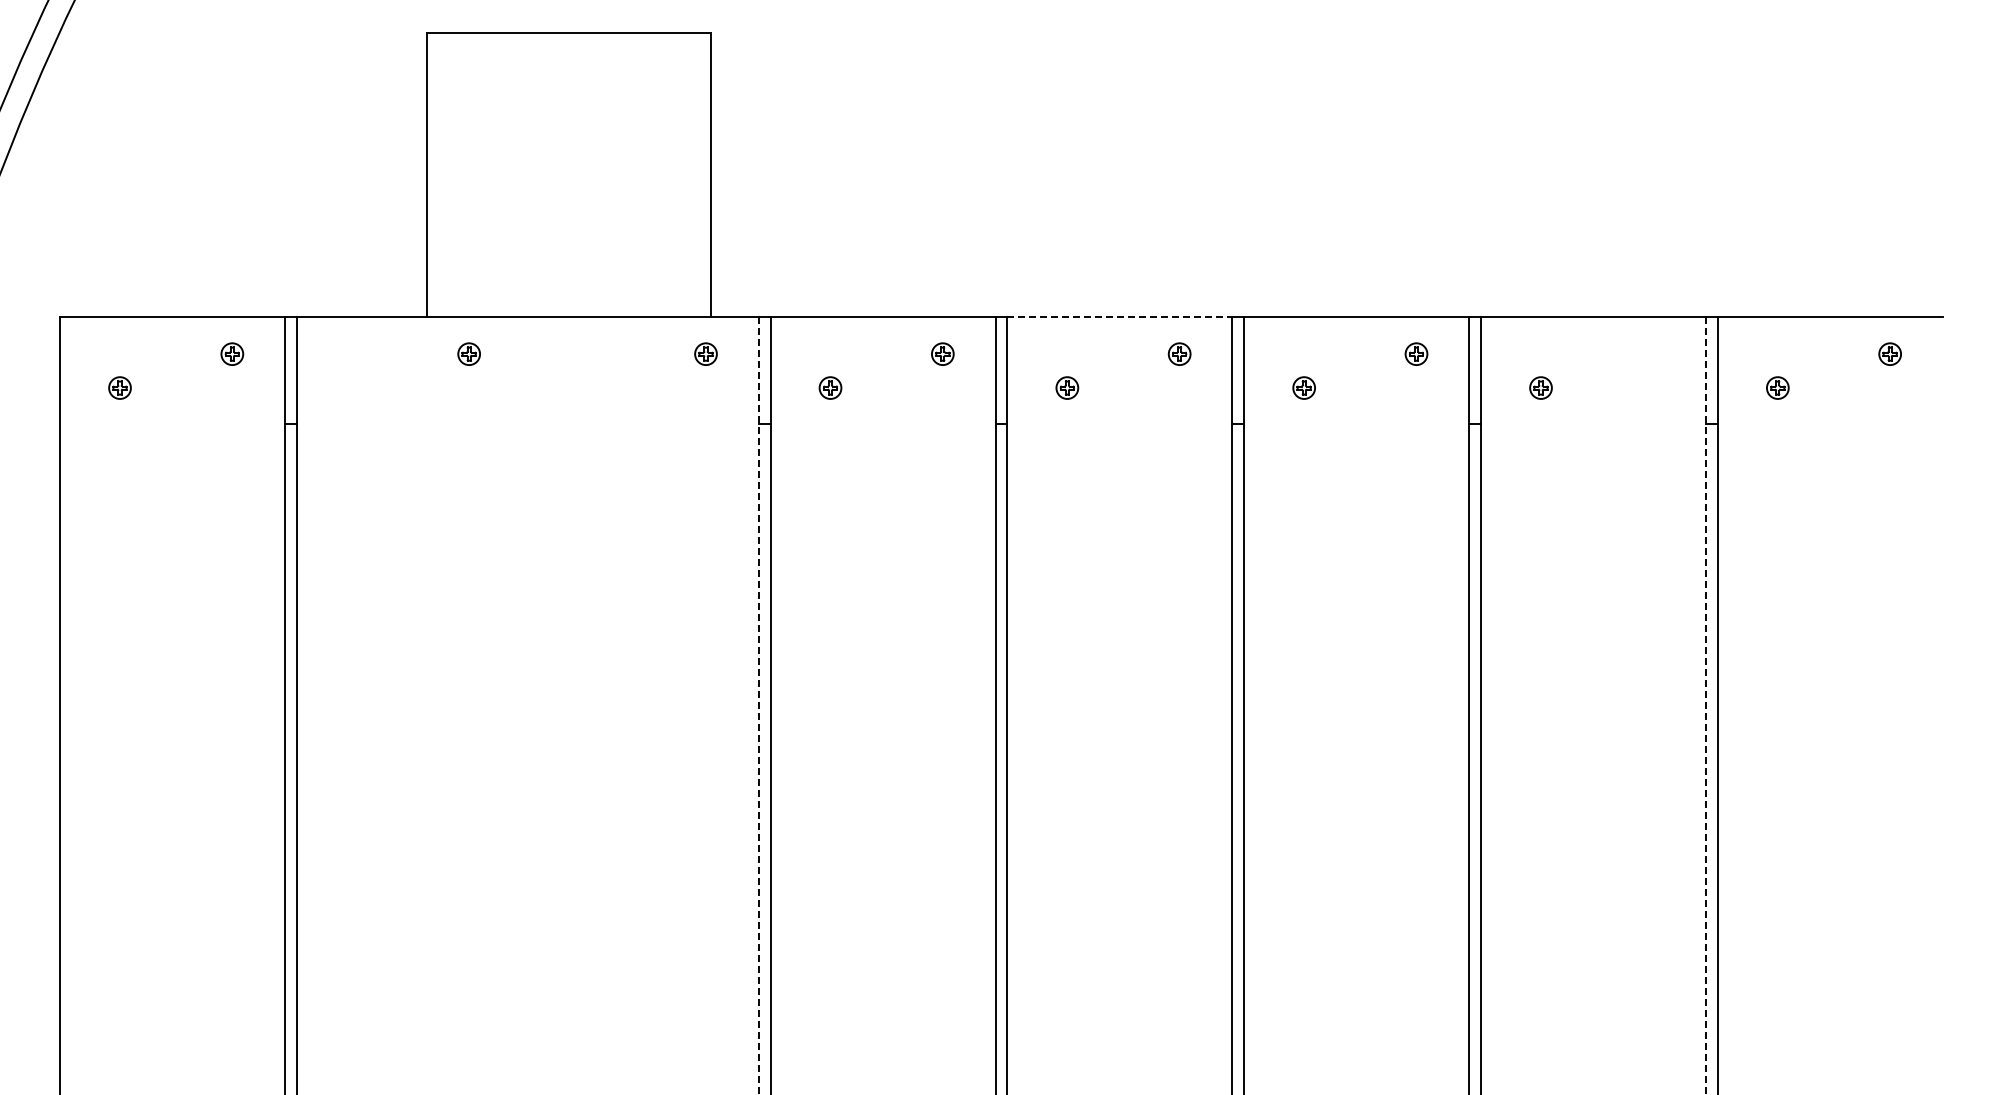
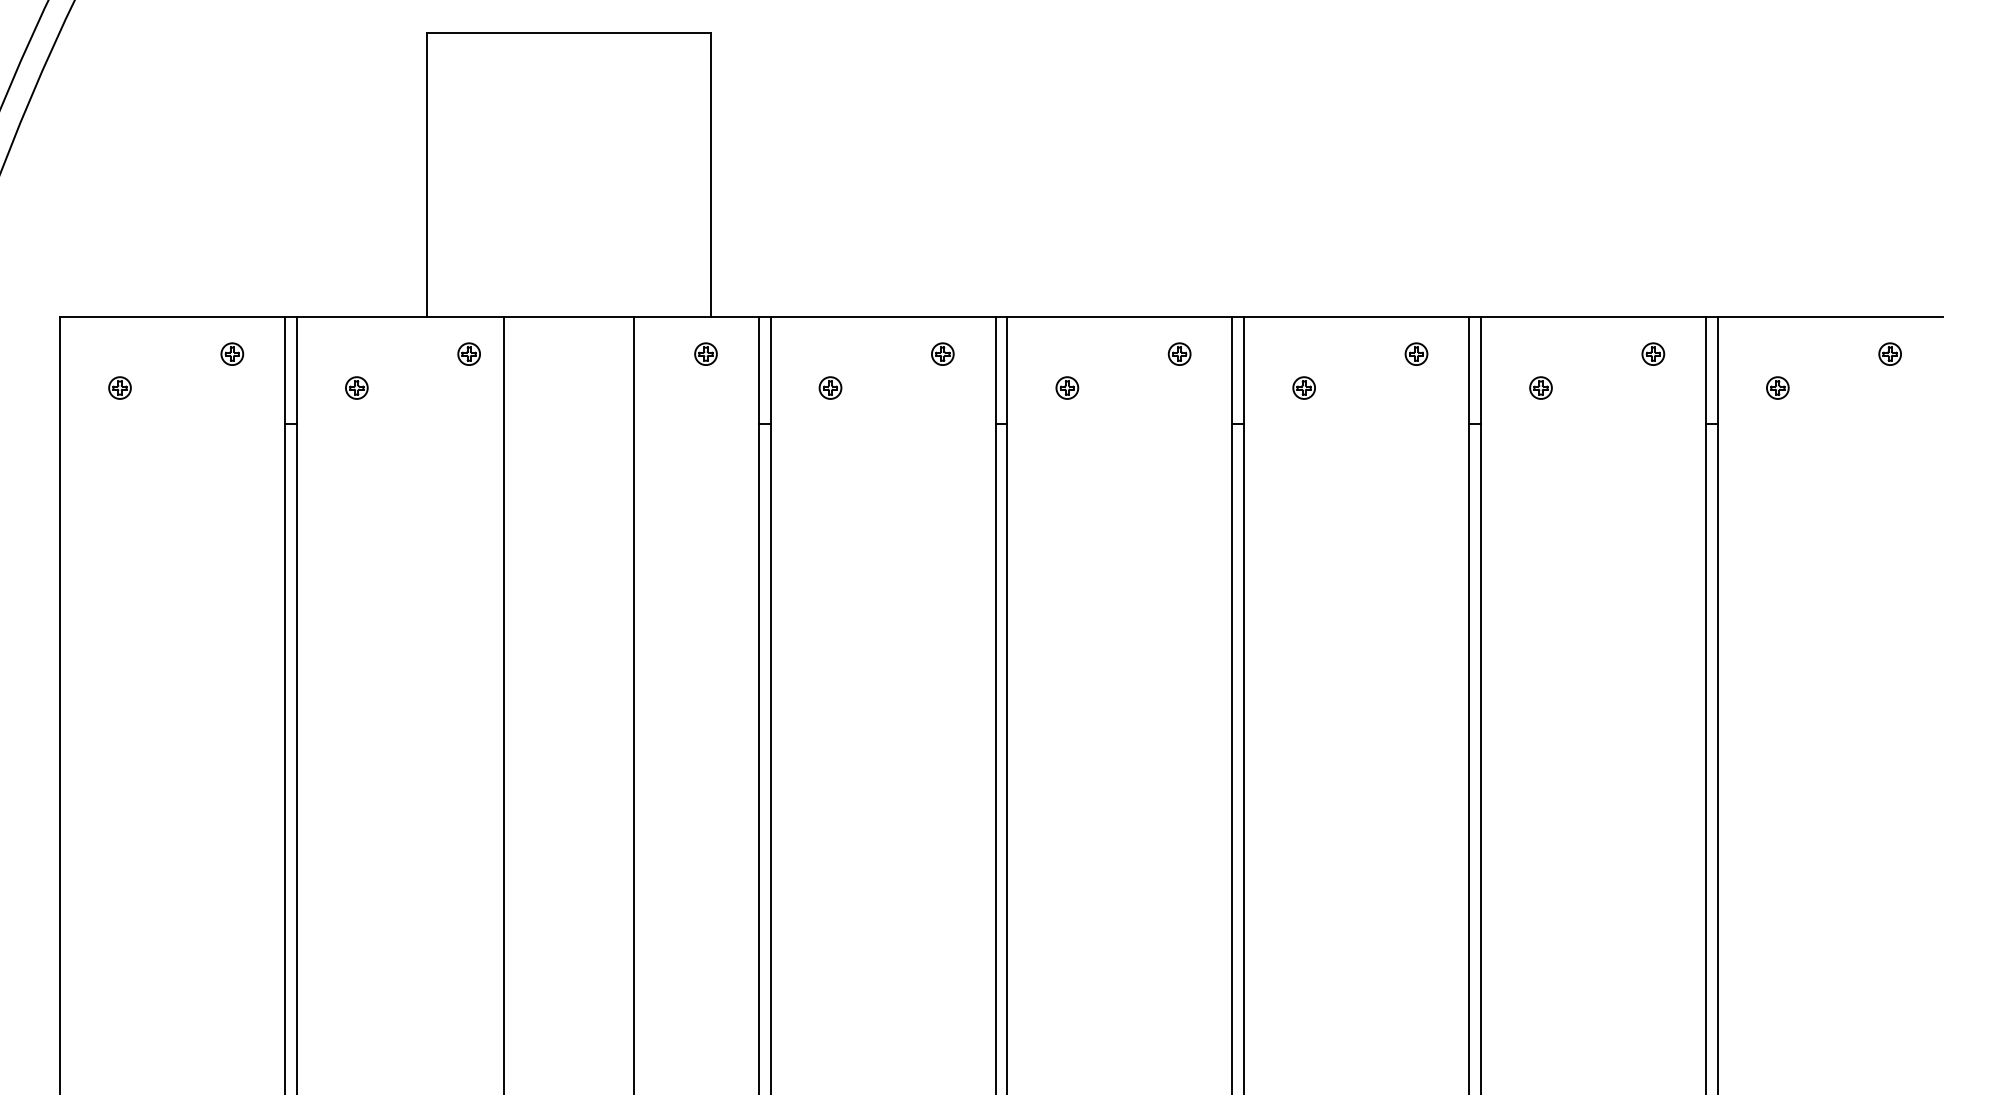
line: dashed -> solid (1120, 317)
part: none -> present (1653, 353)
part: none -> present (356, 387)
line: none -> present (504, 704)
line: none -> present (634, 704)
line: dashed -> solid (758, 706)
line: dashed -> solid (1706, 706)
